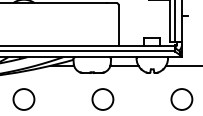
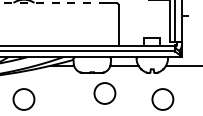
line: solid -> dashed (52, 2)
circle position: (102, 99) -> (104, 93) (104, 93)
circle position: (181, 99) -> (162, 99) (162, 99)
